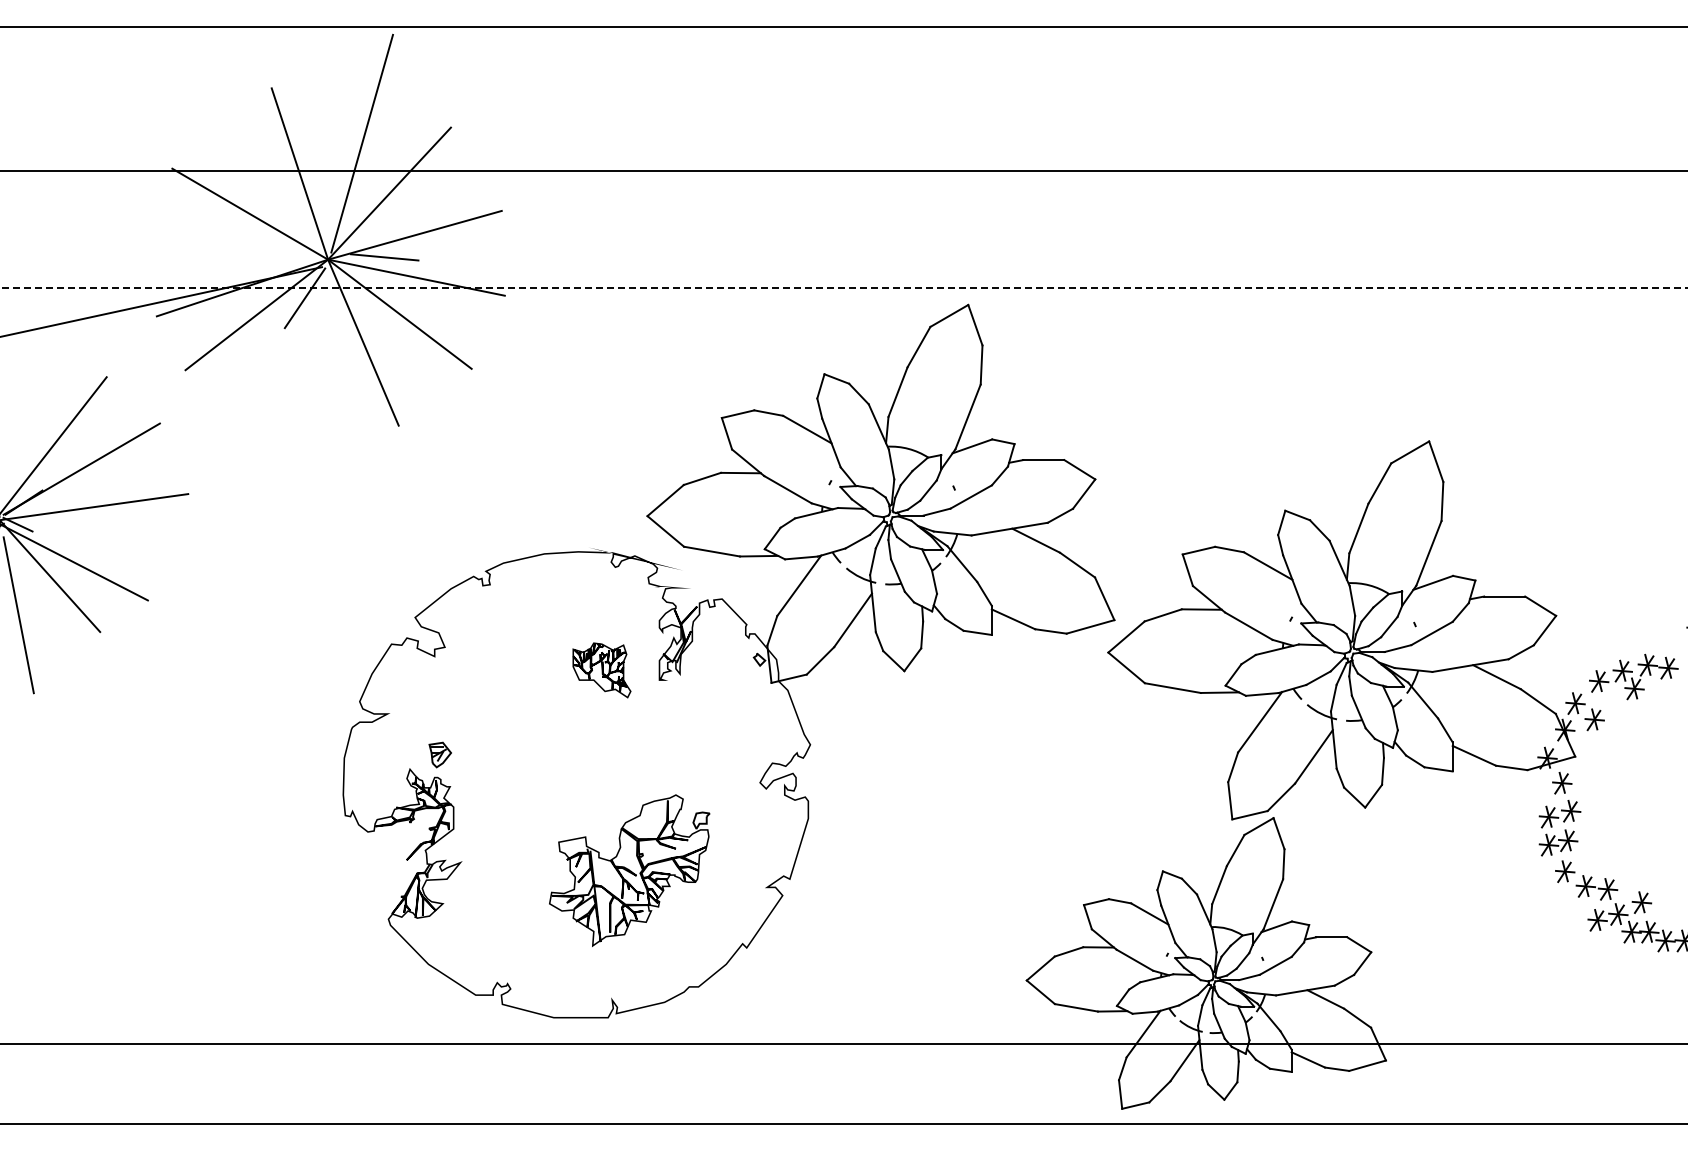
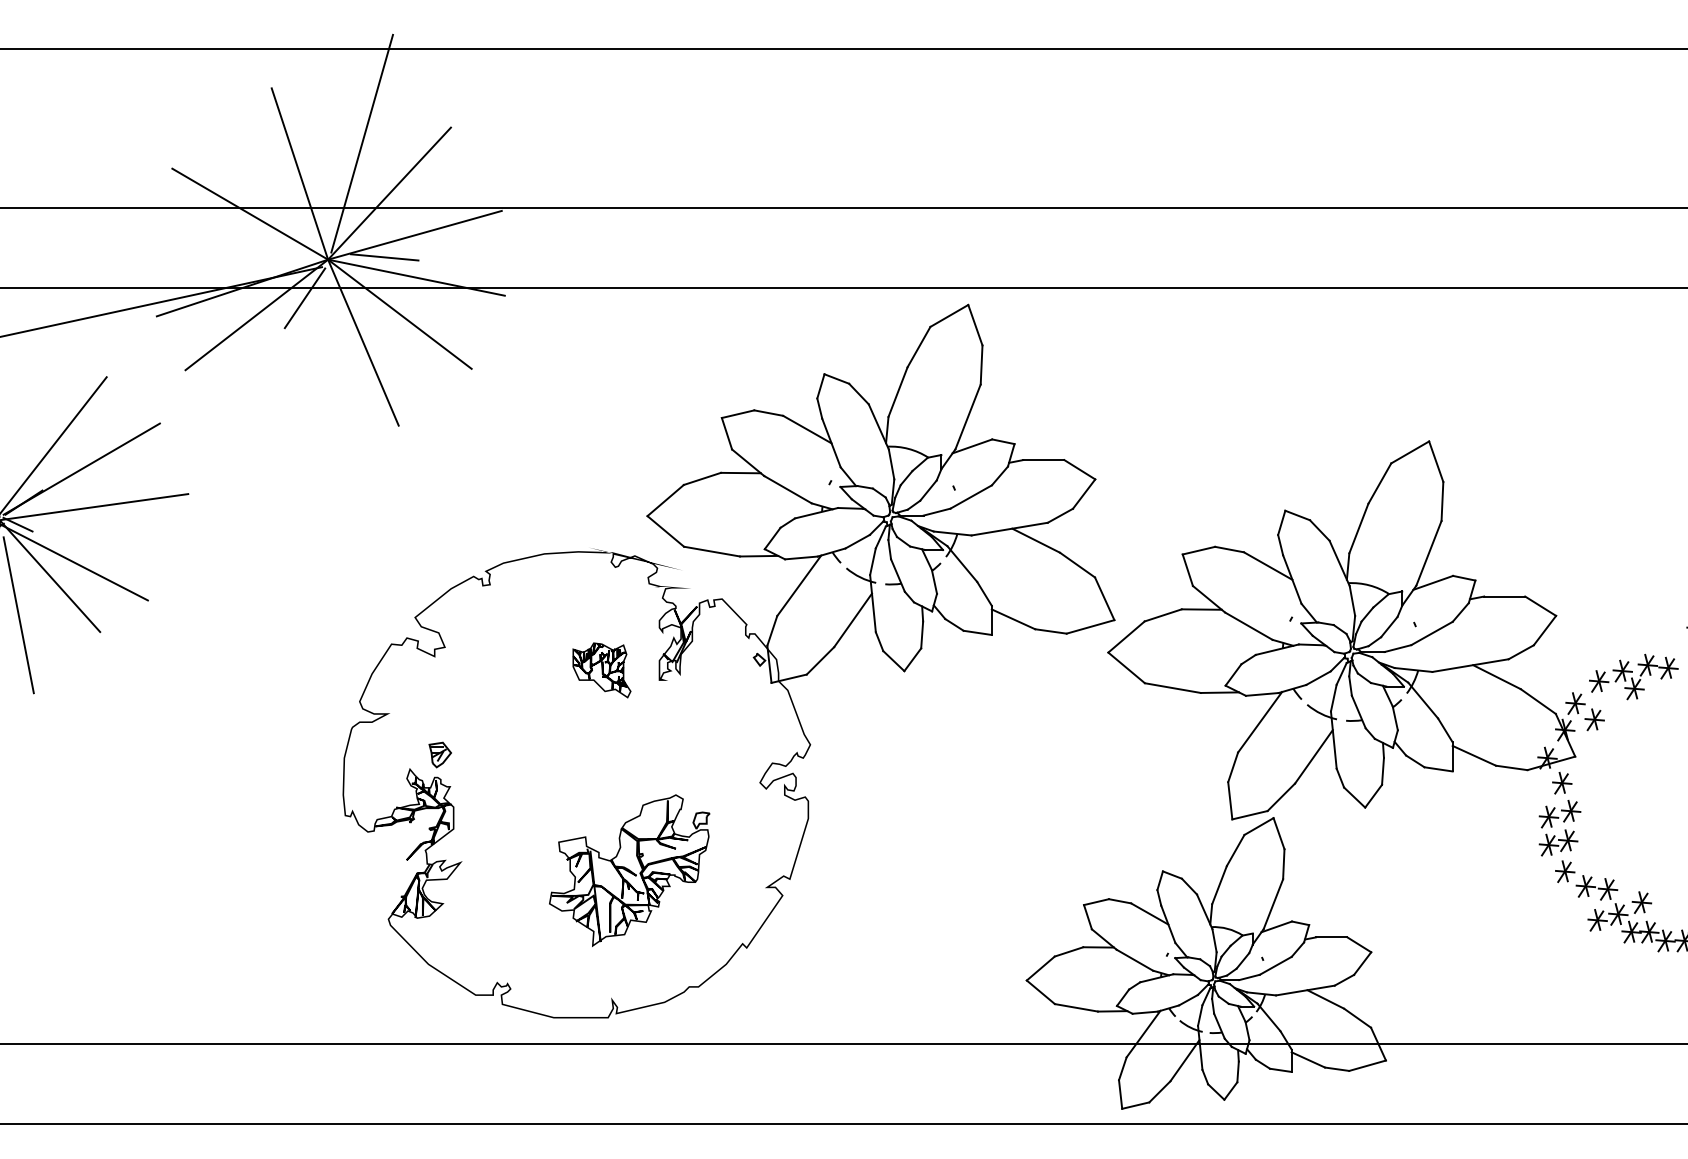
line position: (843, 27) -> (843, 49) (843, 49)
line position: (843, 171) -> (843, 208) (843, 208)
line: dashed -> solid (843, 288)
